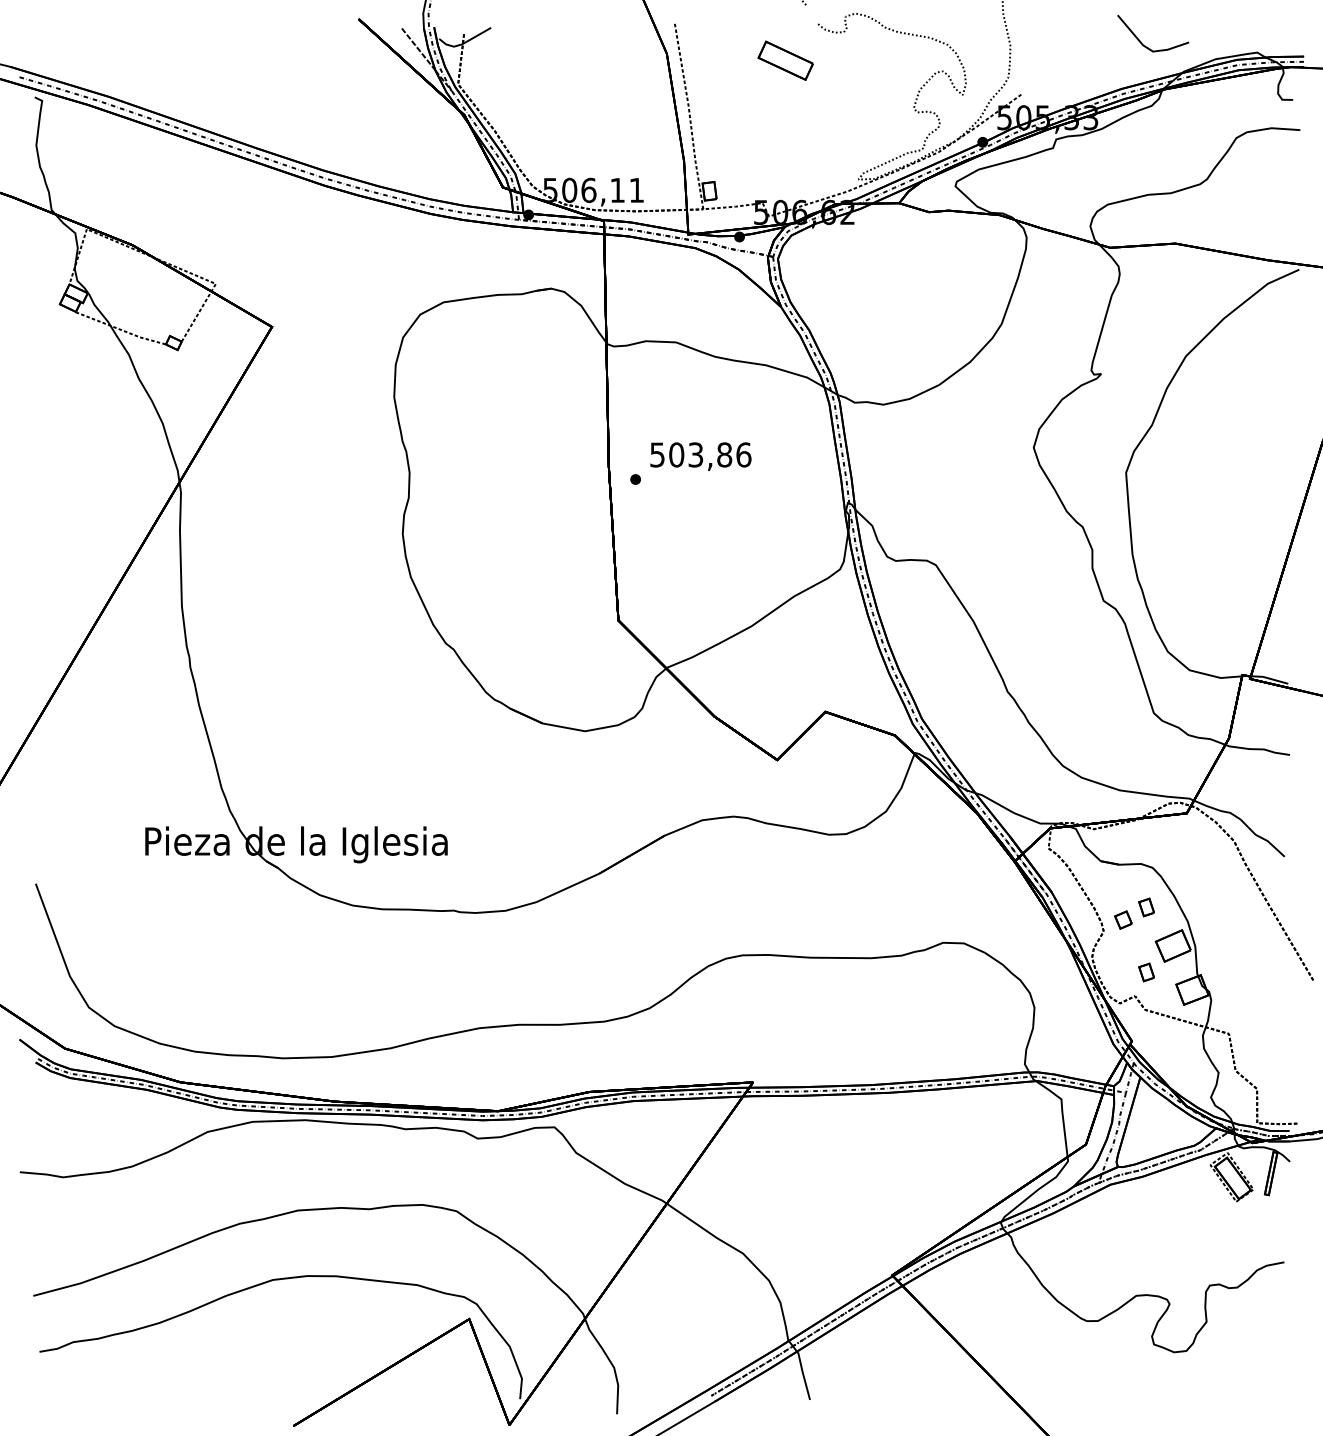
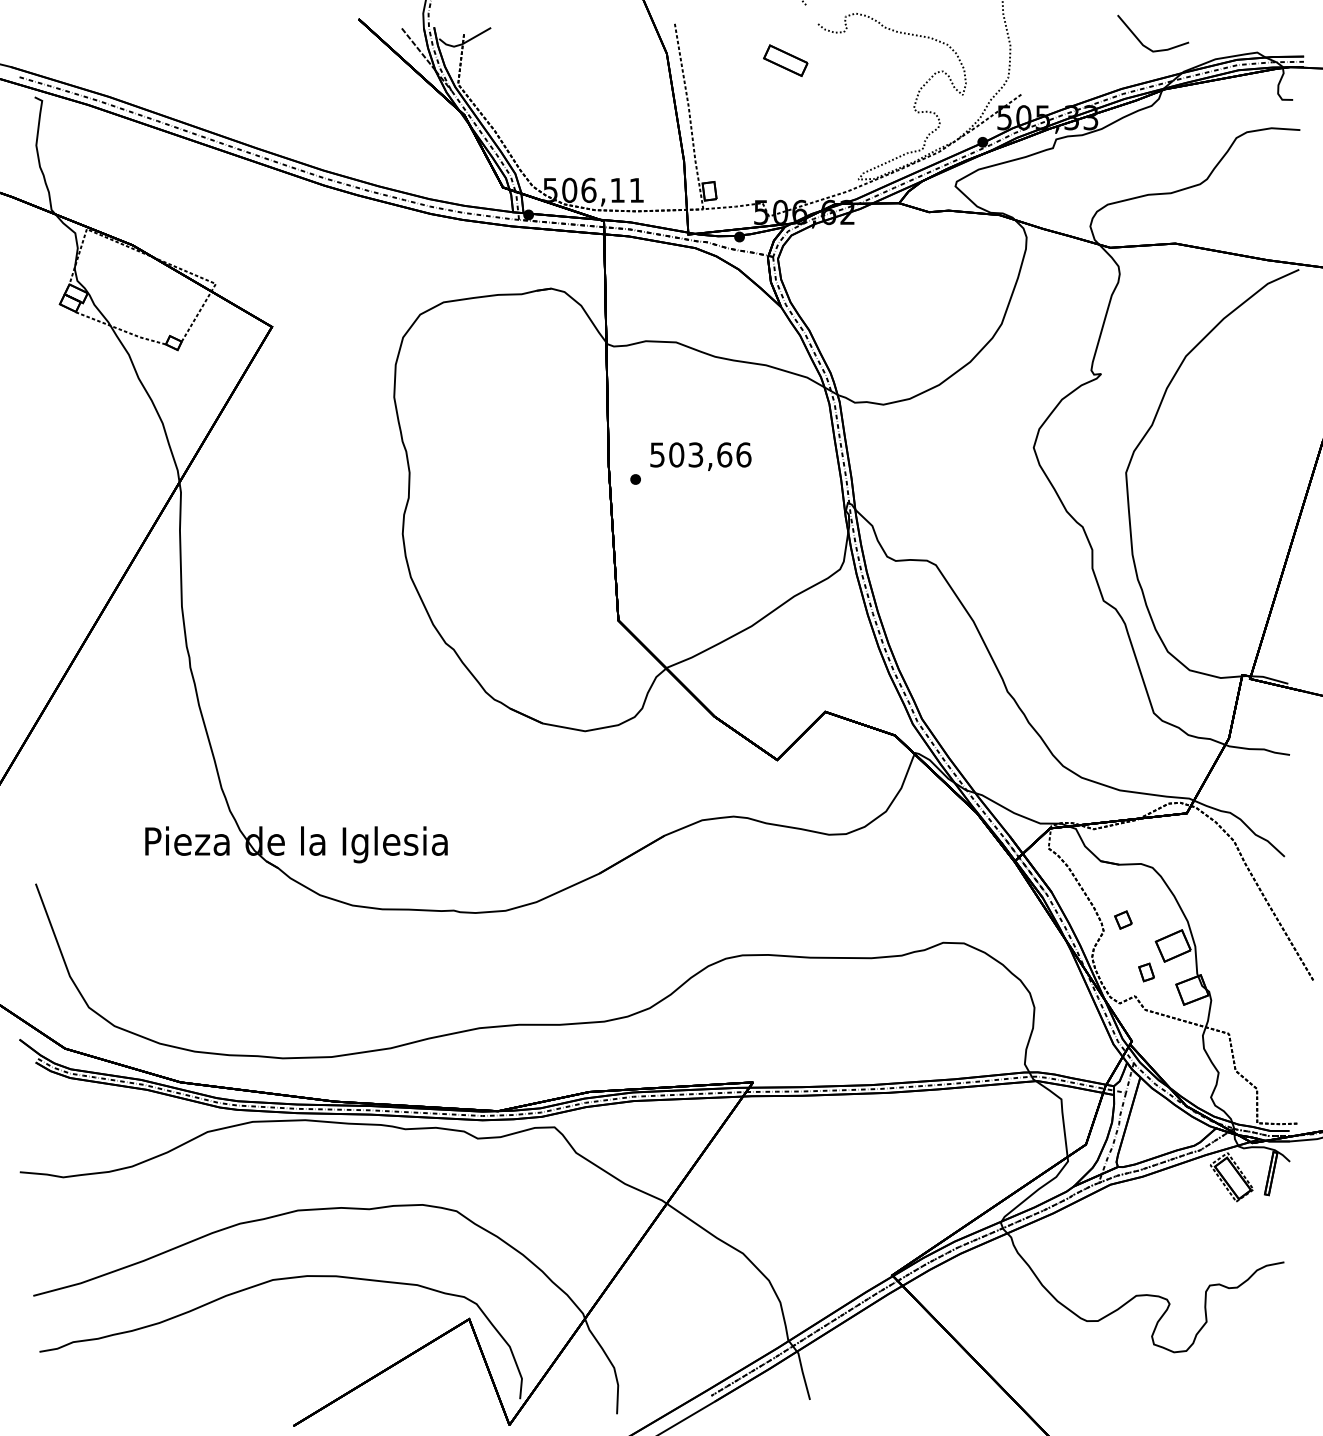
part size: 57x41 px -> 46x33 px (785, 60)
text: 503,86 -> 503,66 (724, 454)
part: present -> none (1146, 907)
